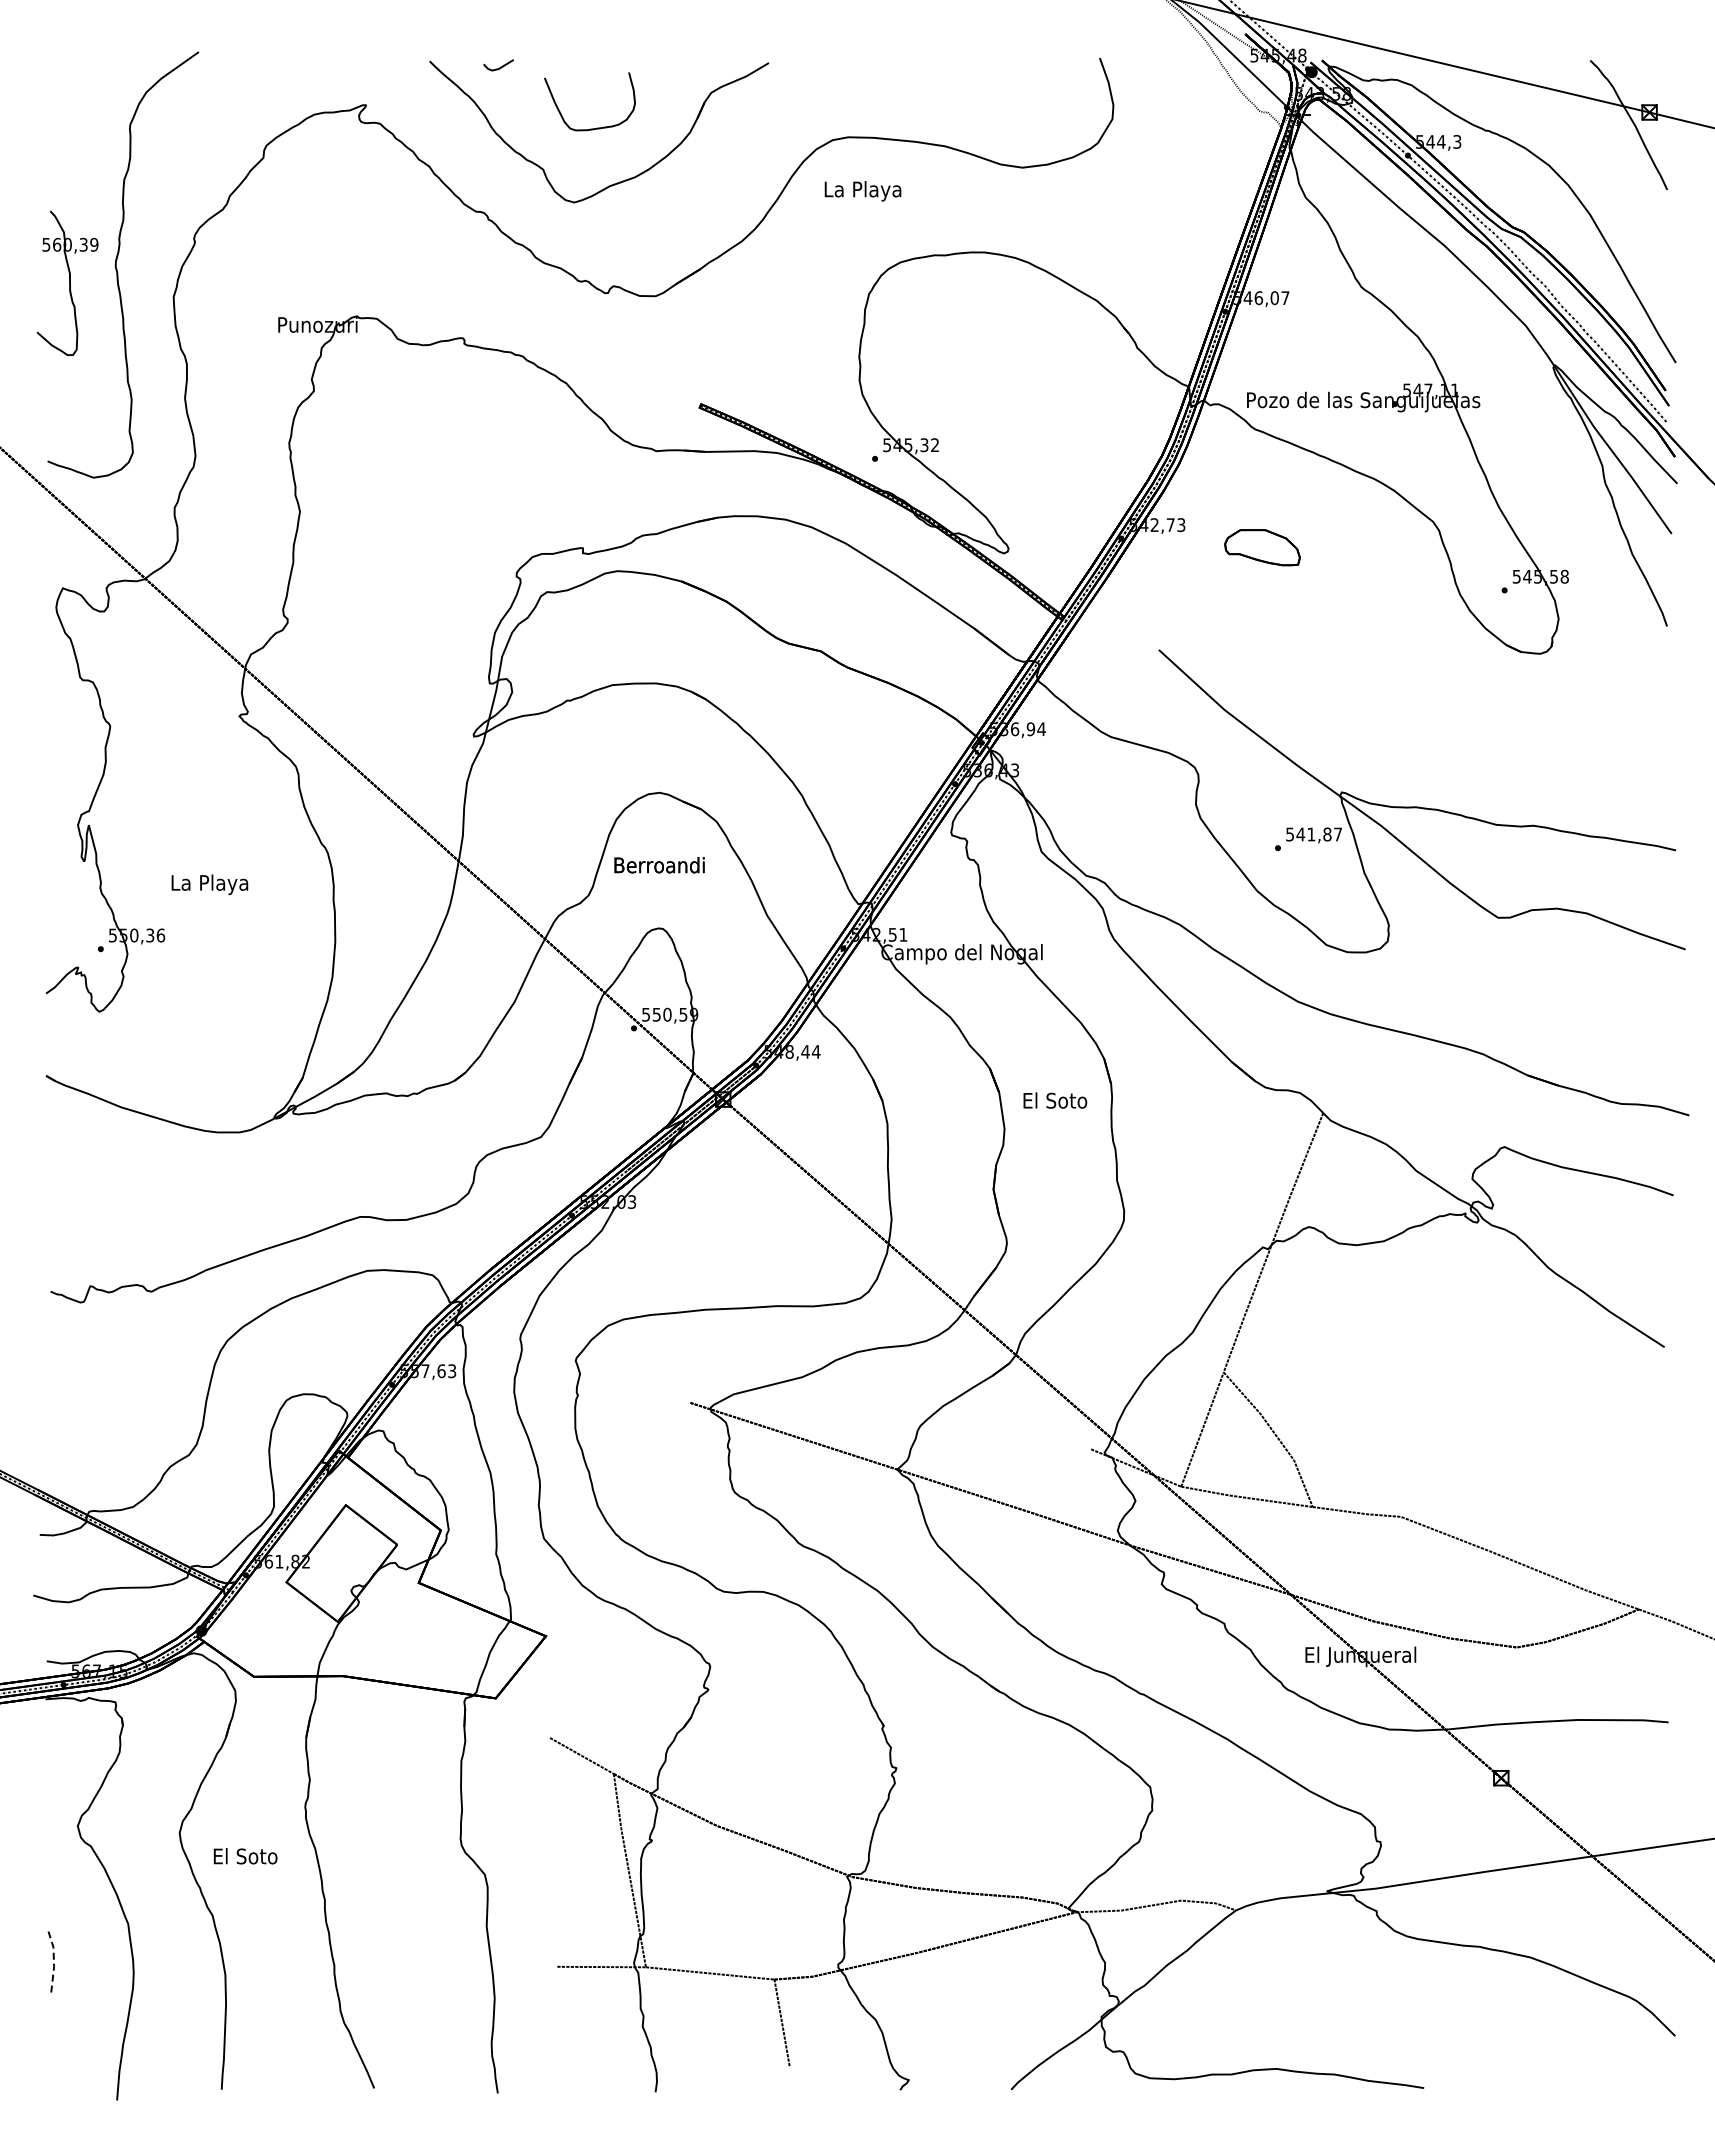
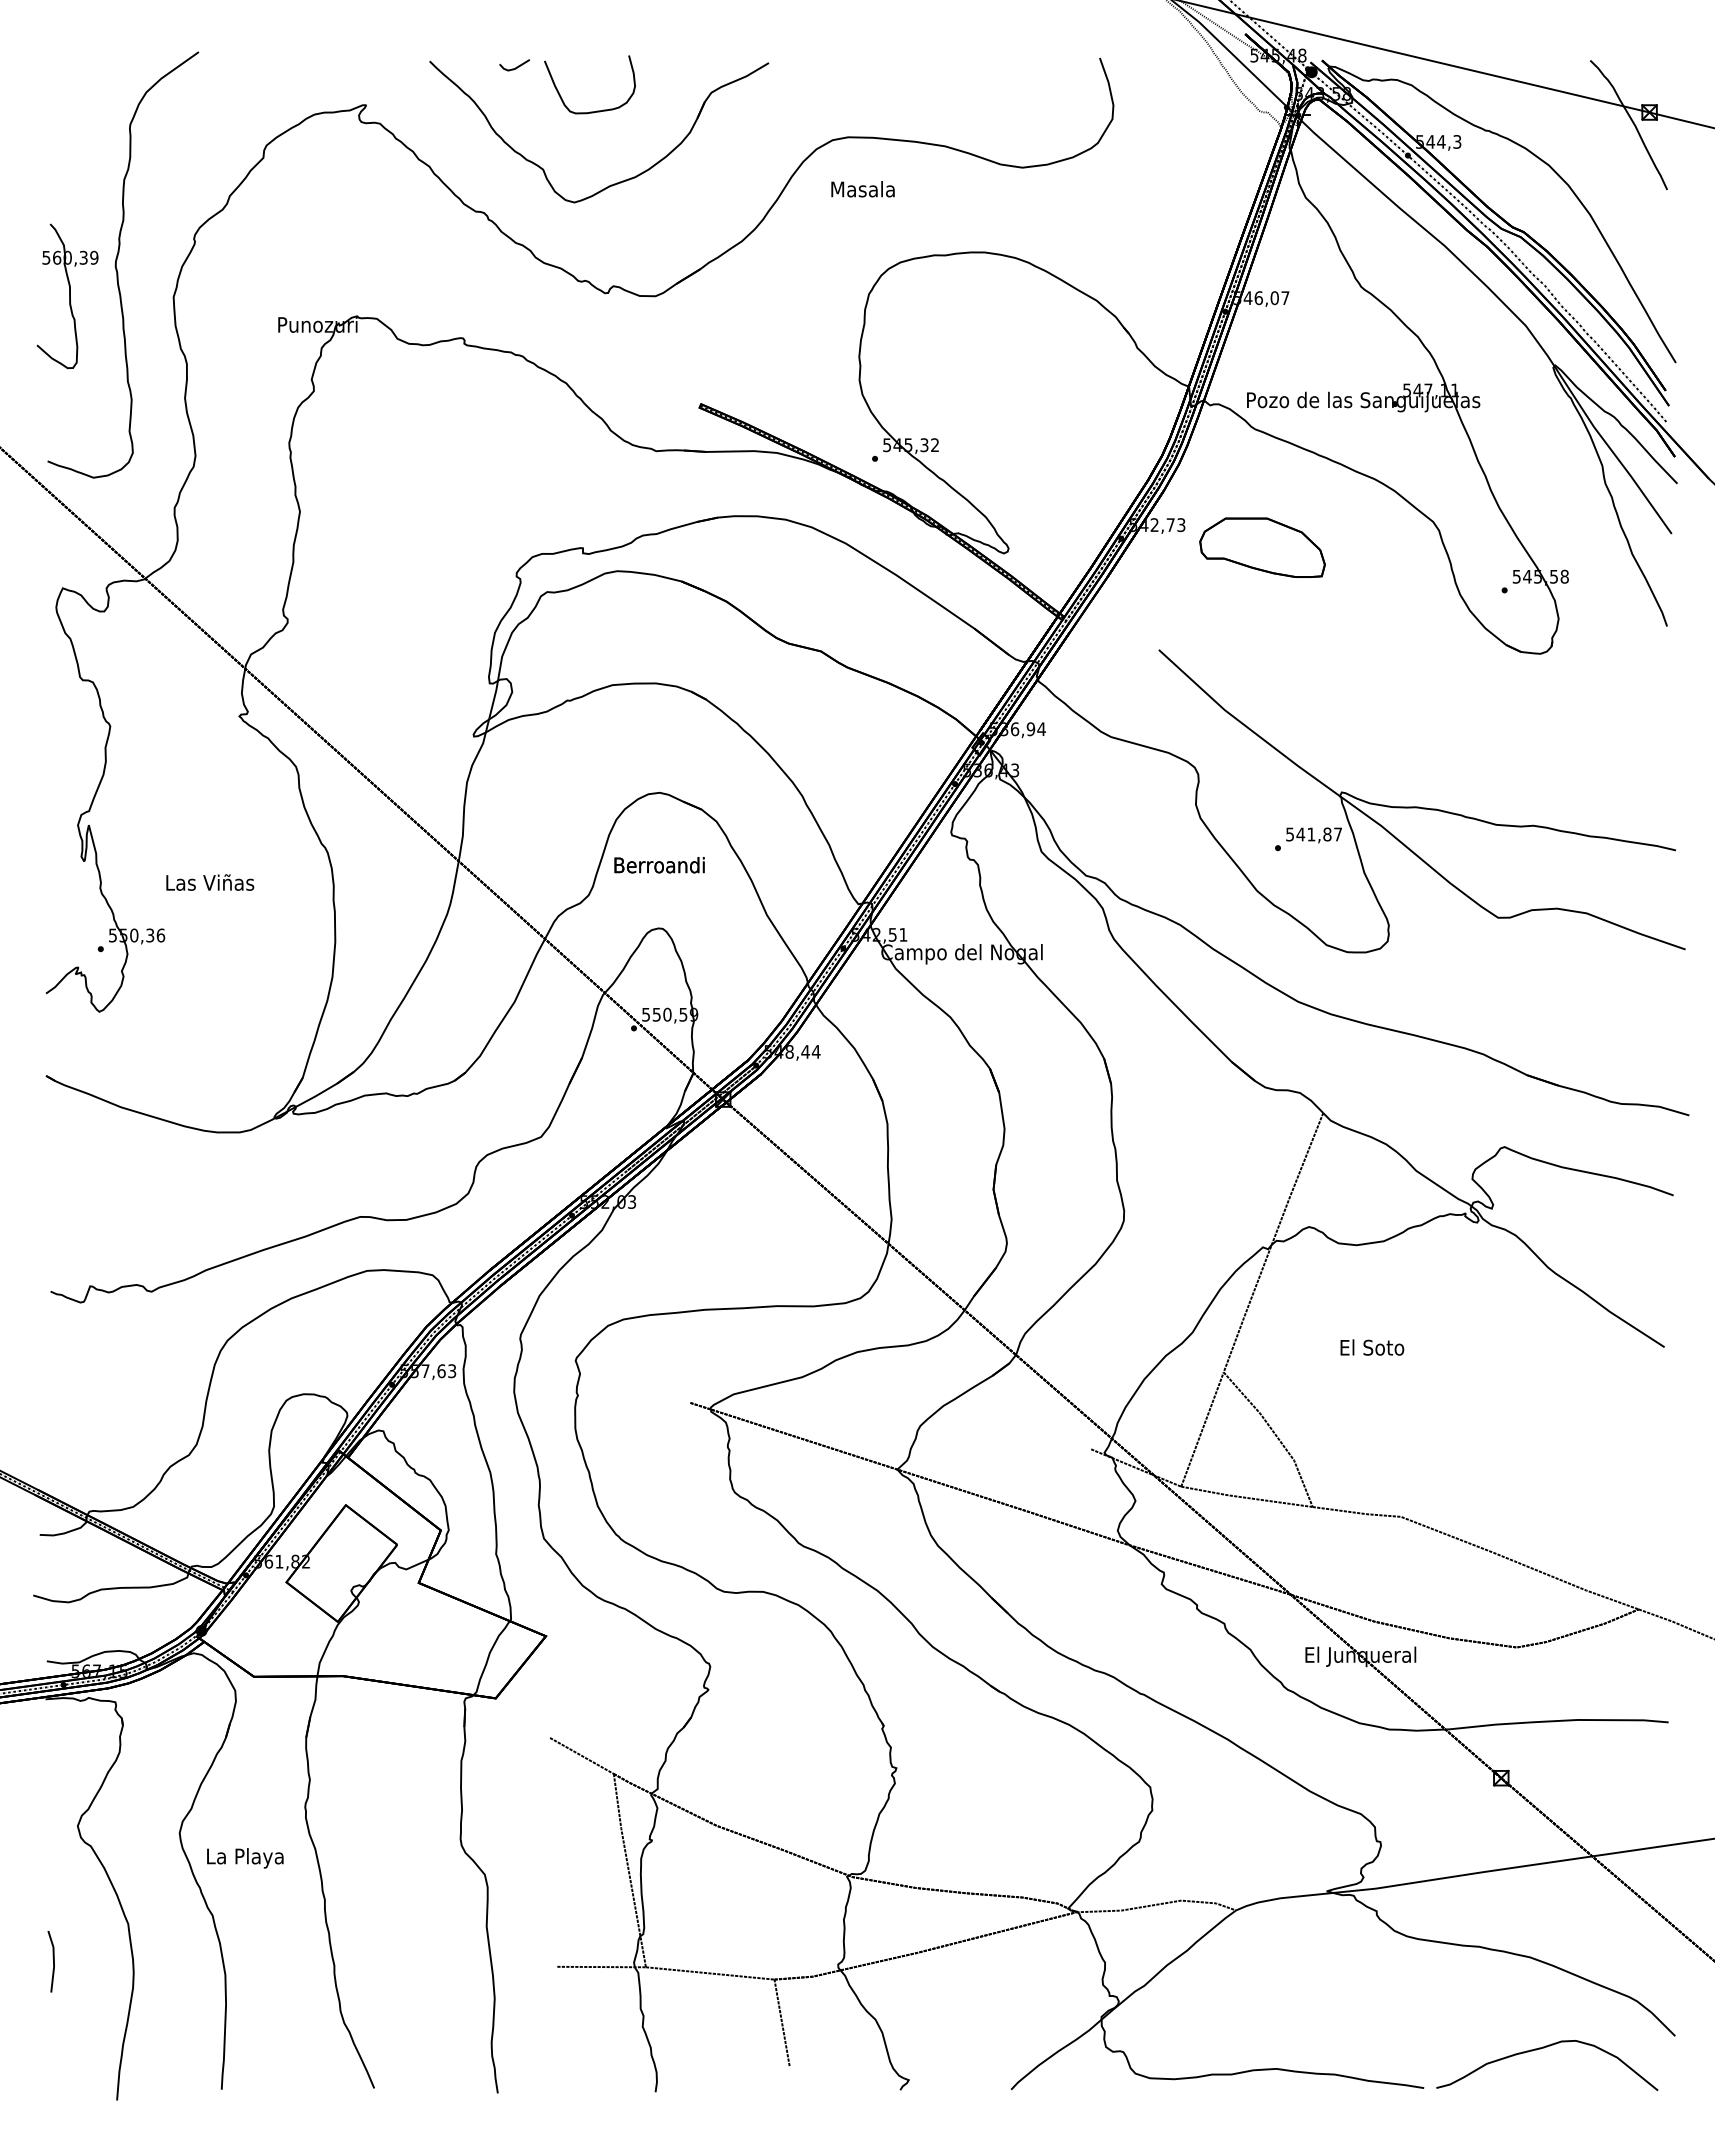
line position: (500, 66) -> (516, 66) (516, 66)
curve position: (596, 127) -> (596, 110) (596, 110)
text: La Playa -> Masala (862, 191)
part position: (67, 282) -> (67, 295) (67, 295)
part size: 77x38 px -> 127x61 px (1262, 547)
text: La Playa -> Las Viñas (210, 884)
text position: (1055, 1100) -> (1372, 1347) (1372, 1347)
text: El Soto -> La Playa (245, 1858)
line: dashed -> solid (53, 1960)
curve: none -> present (1544, 2048)
